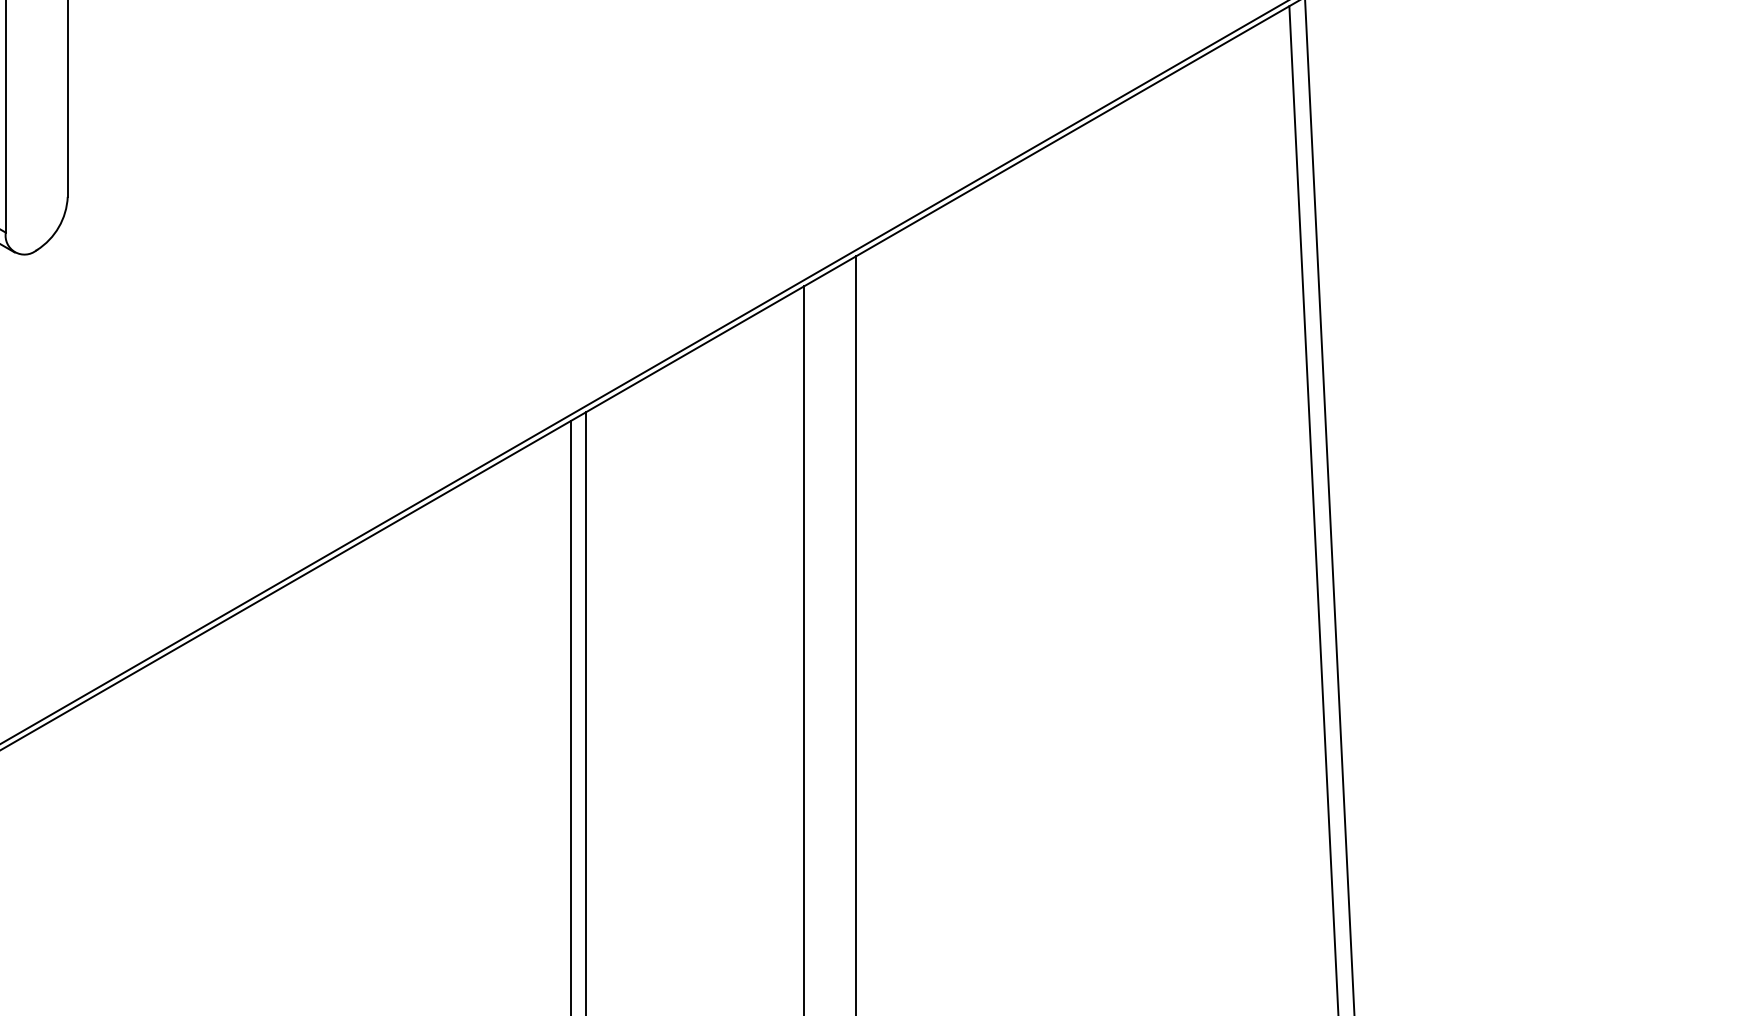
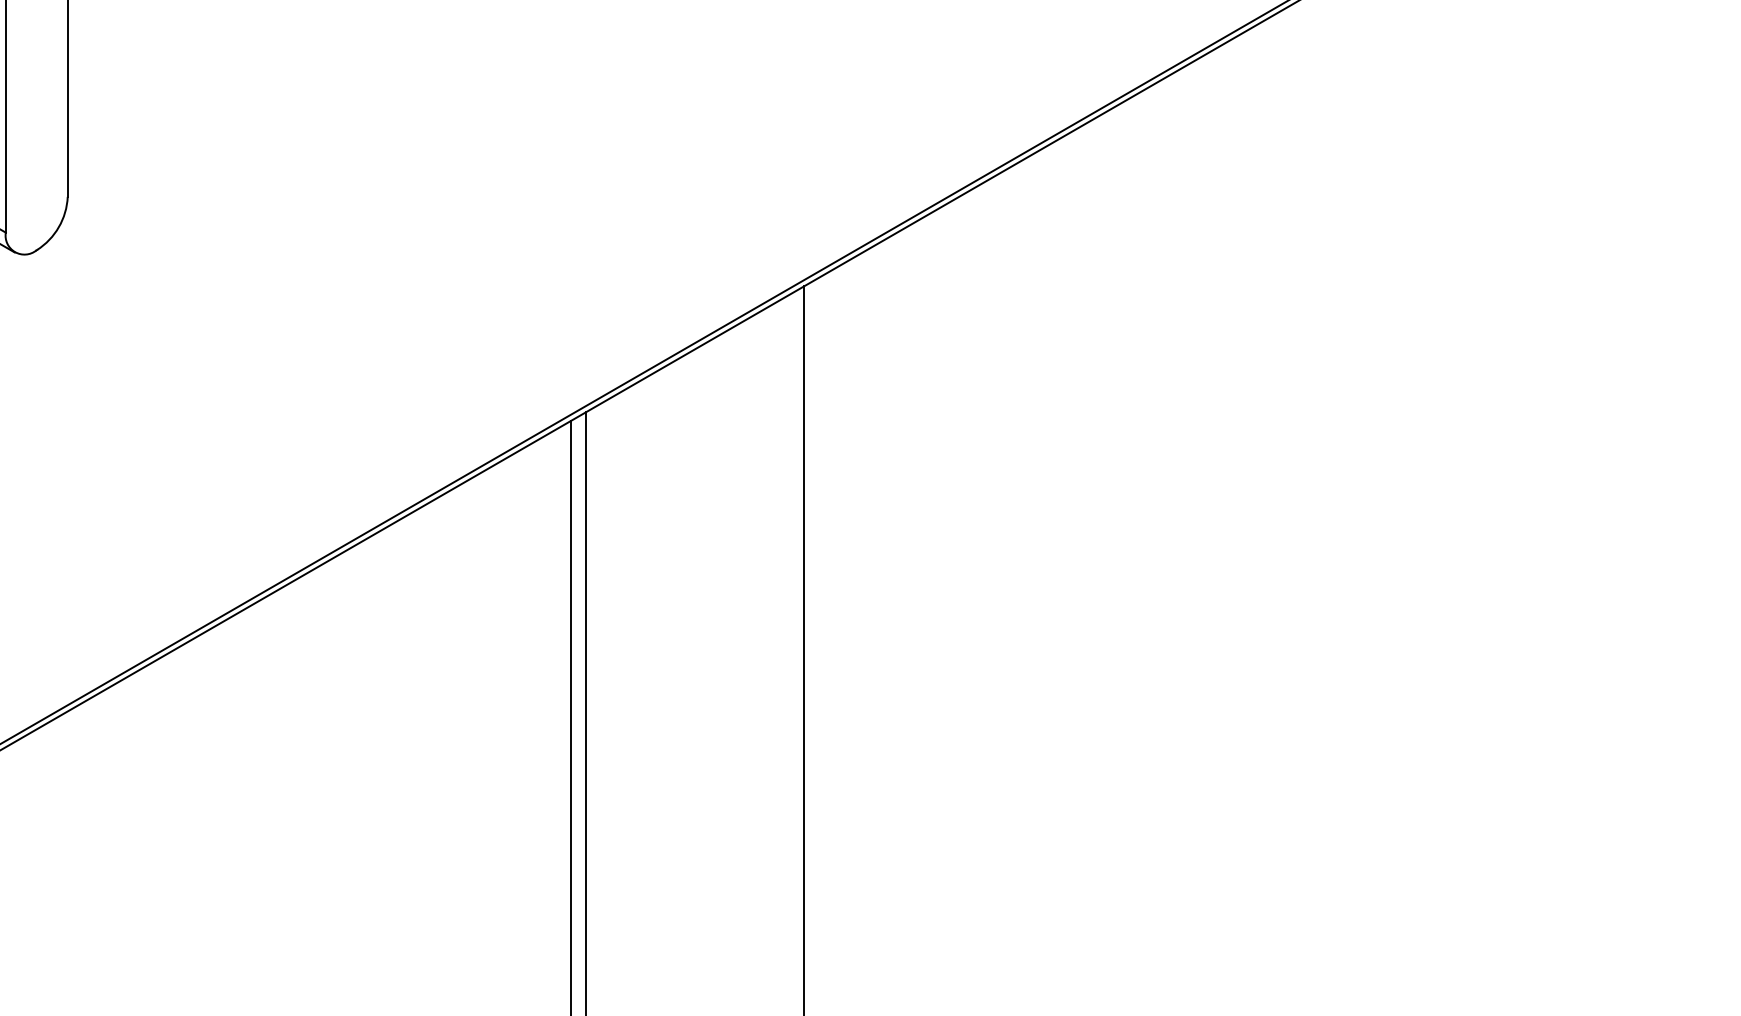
line: present -> none (1329, 507)
line: present -> none (1313, 509)
line: present -> none (856, 634)
